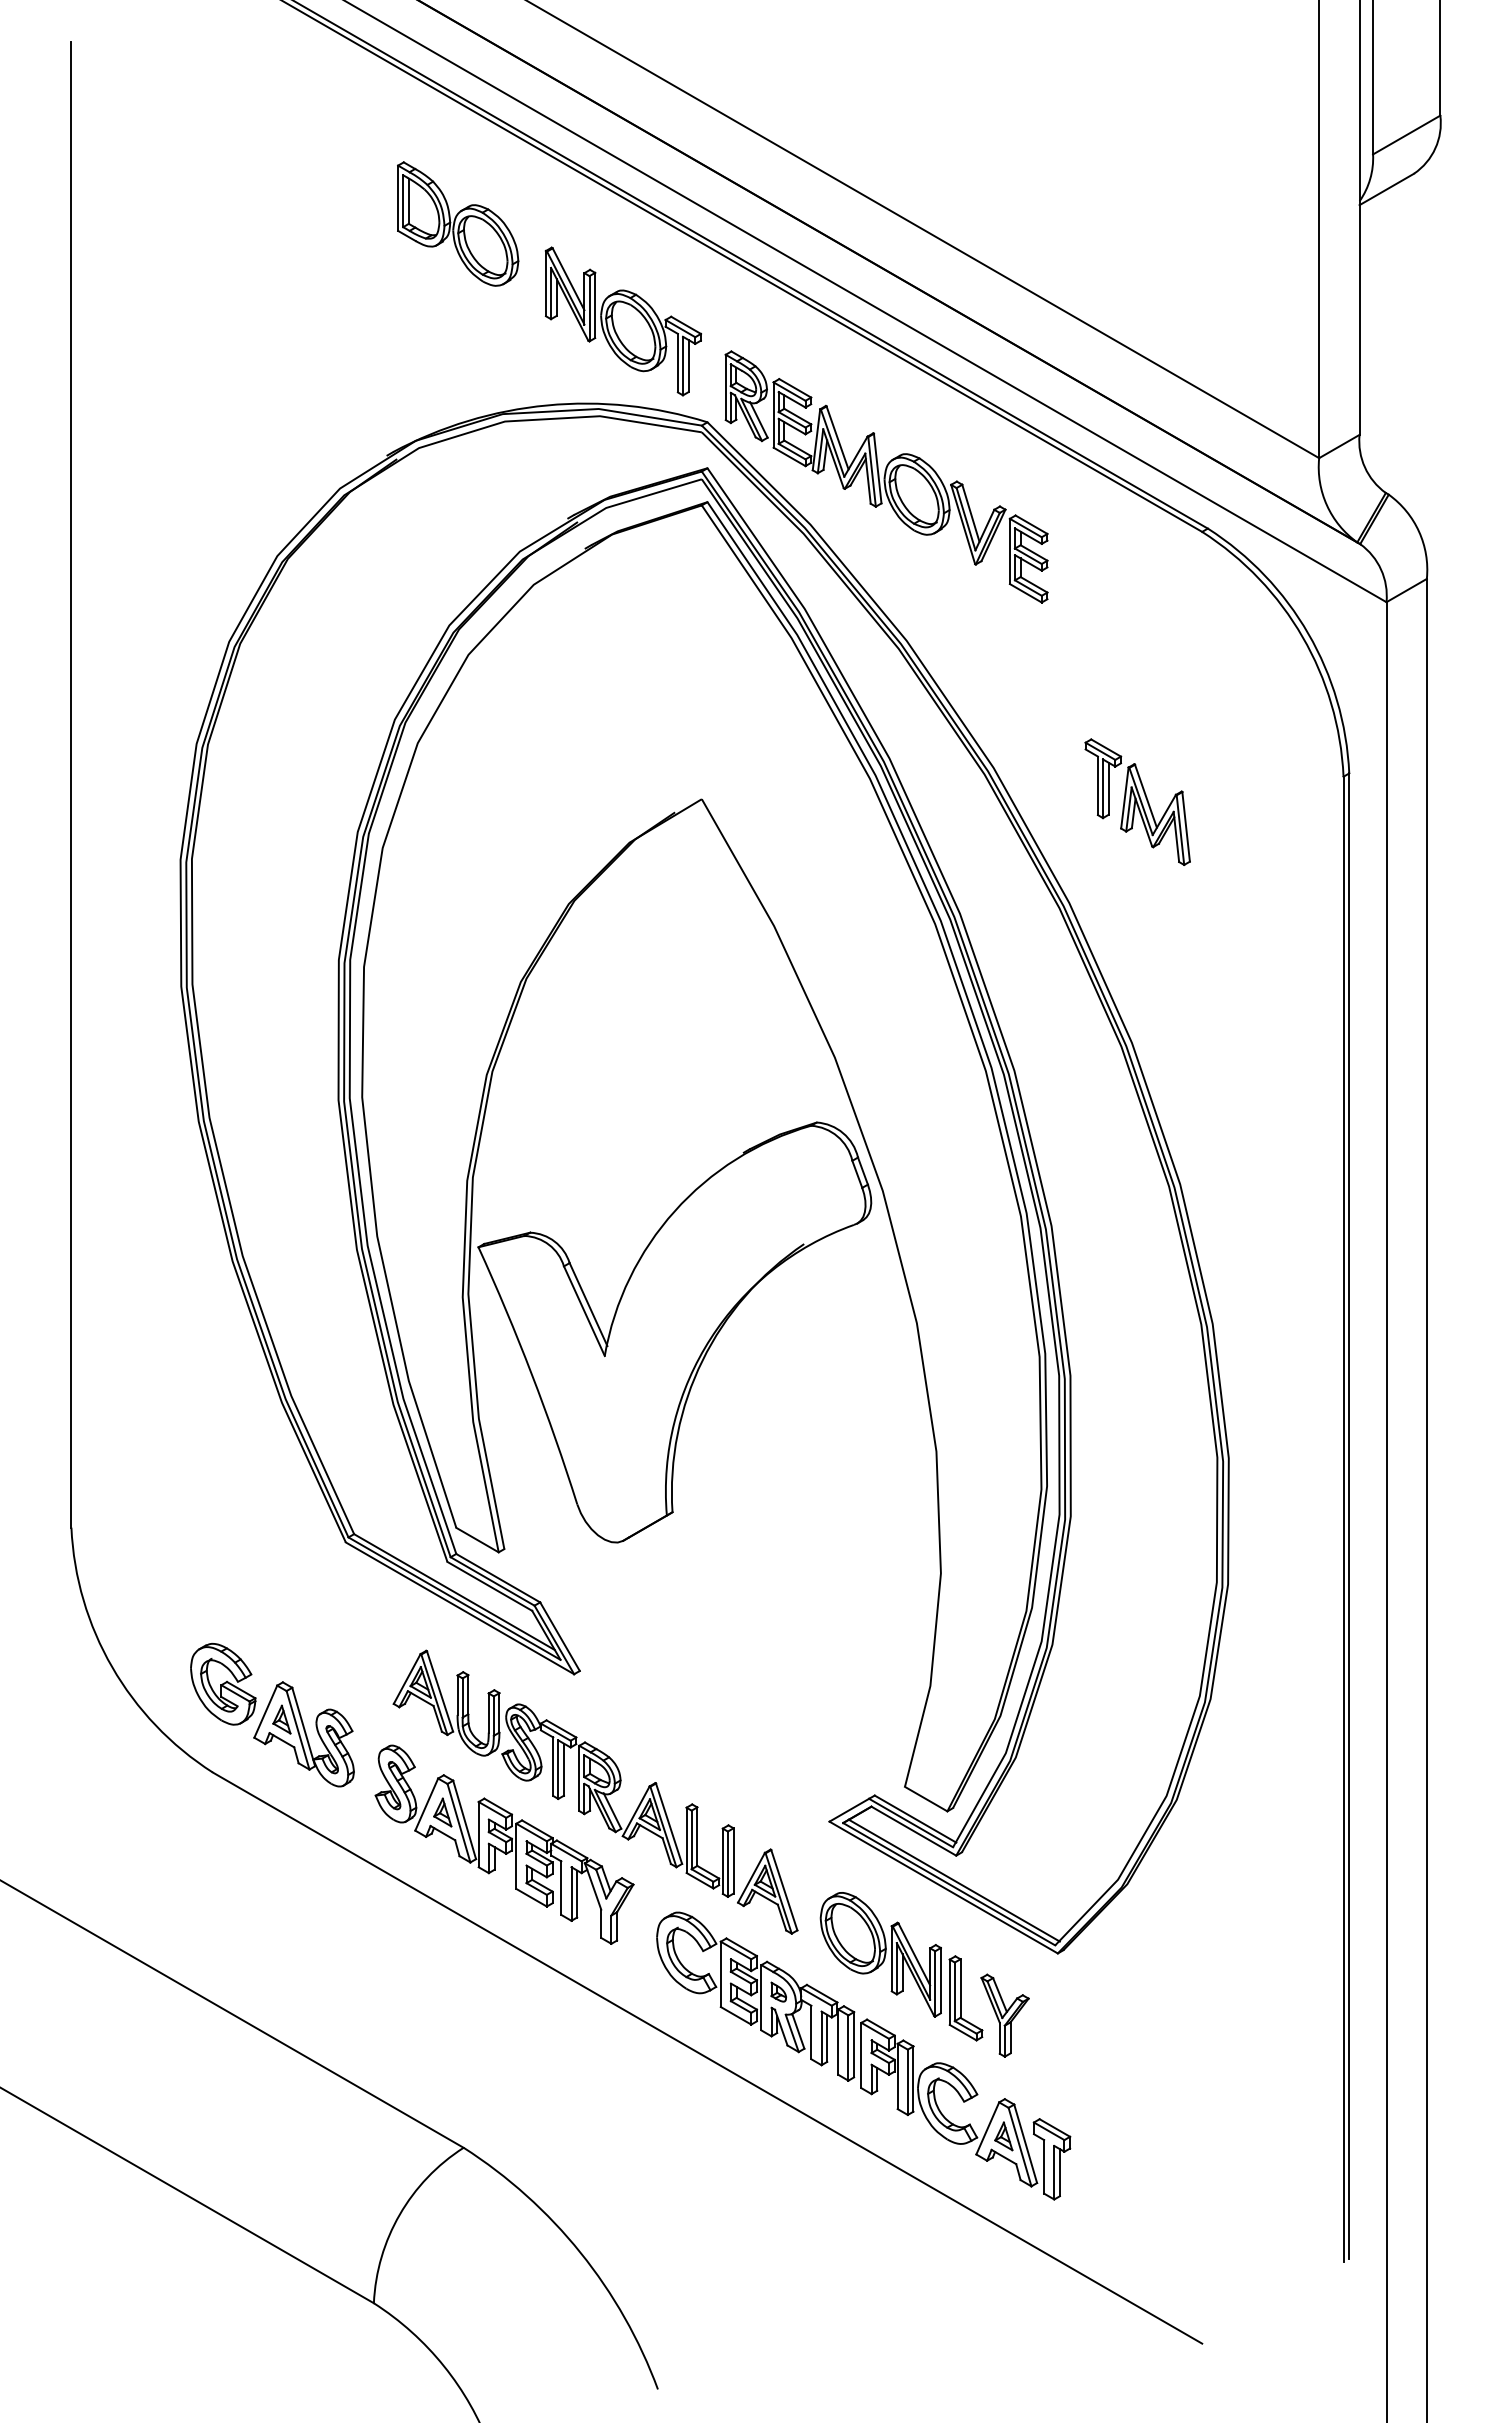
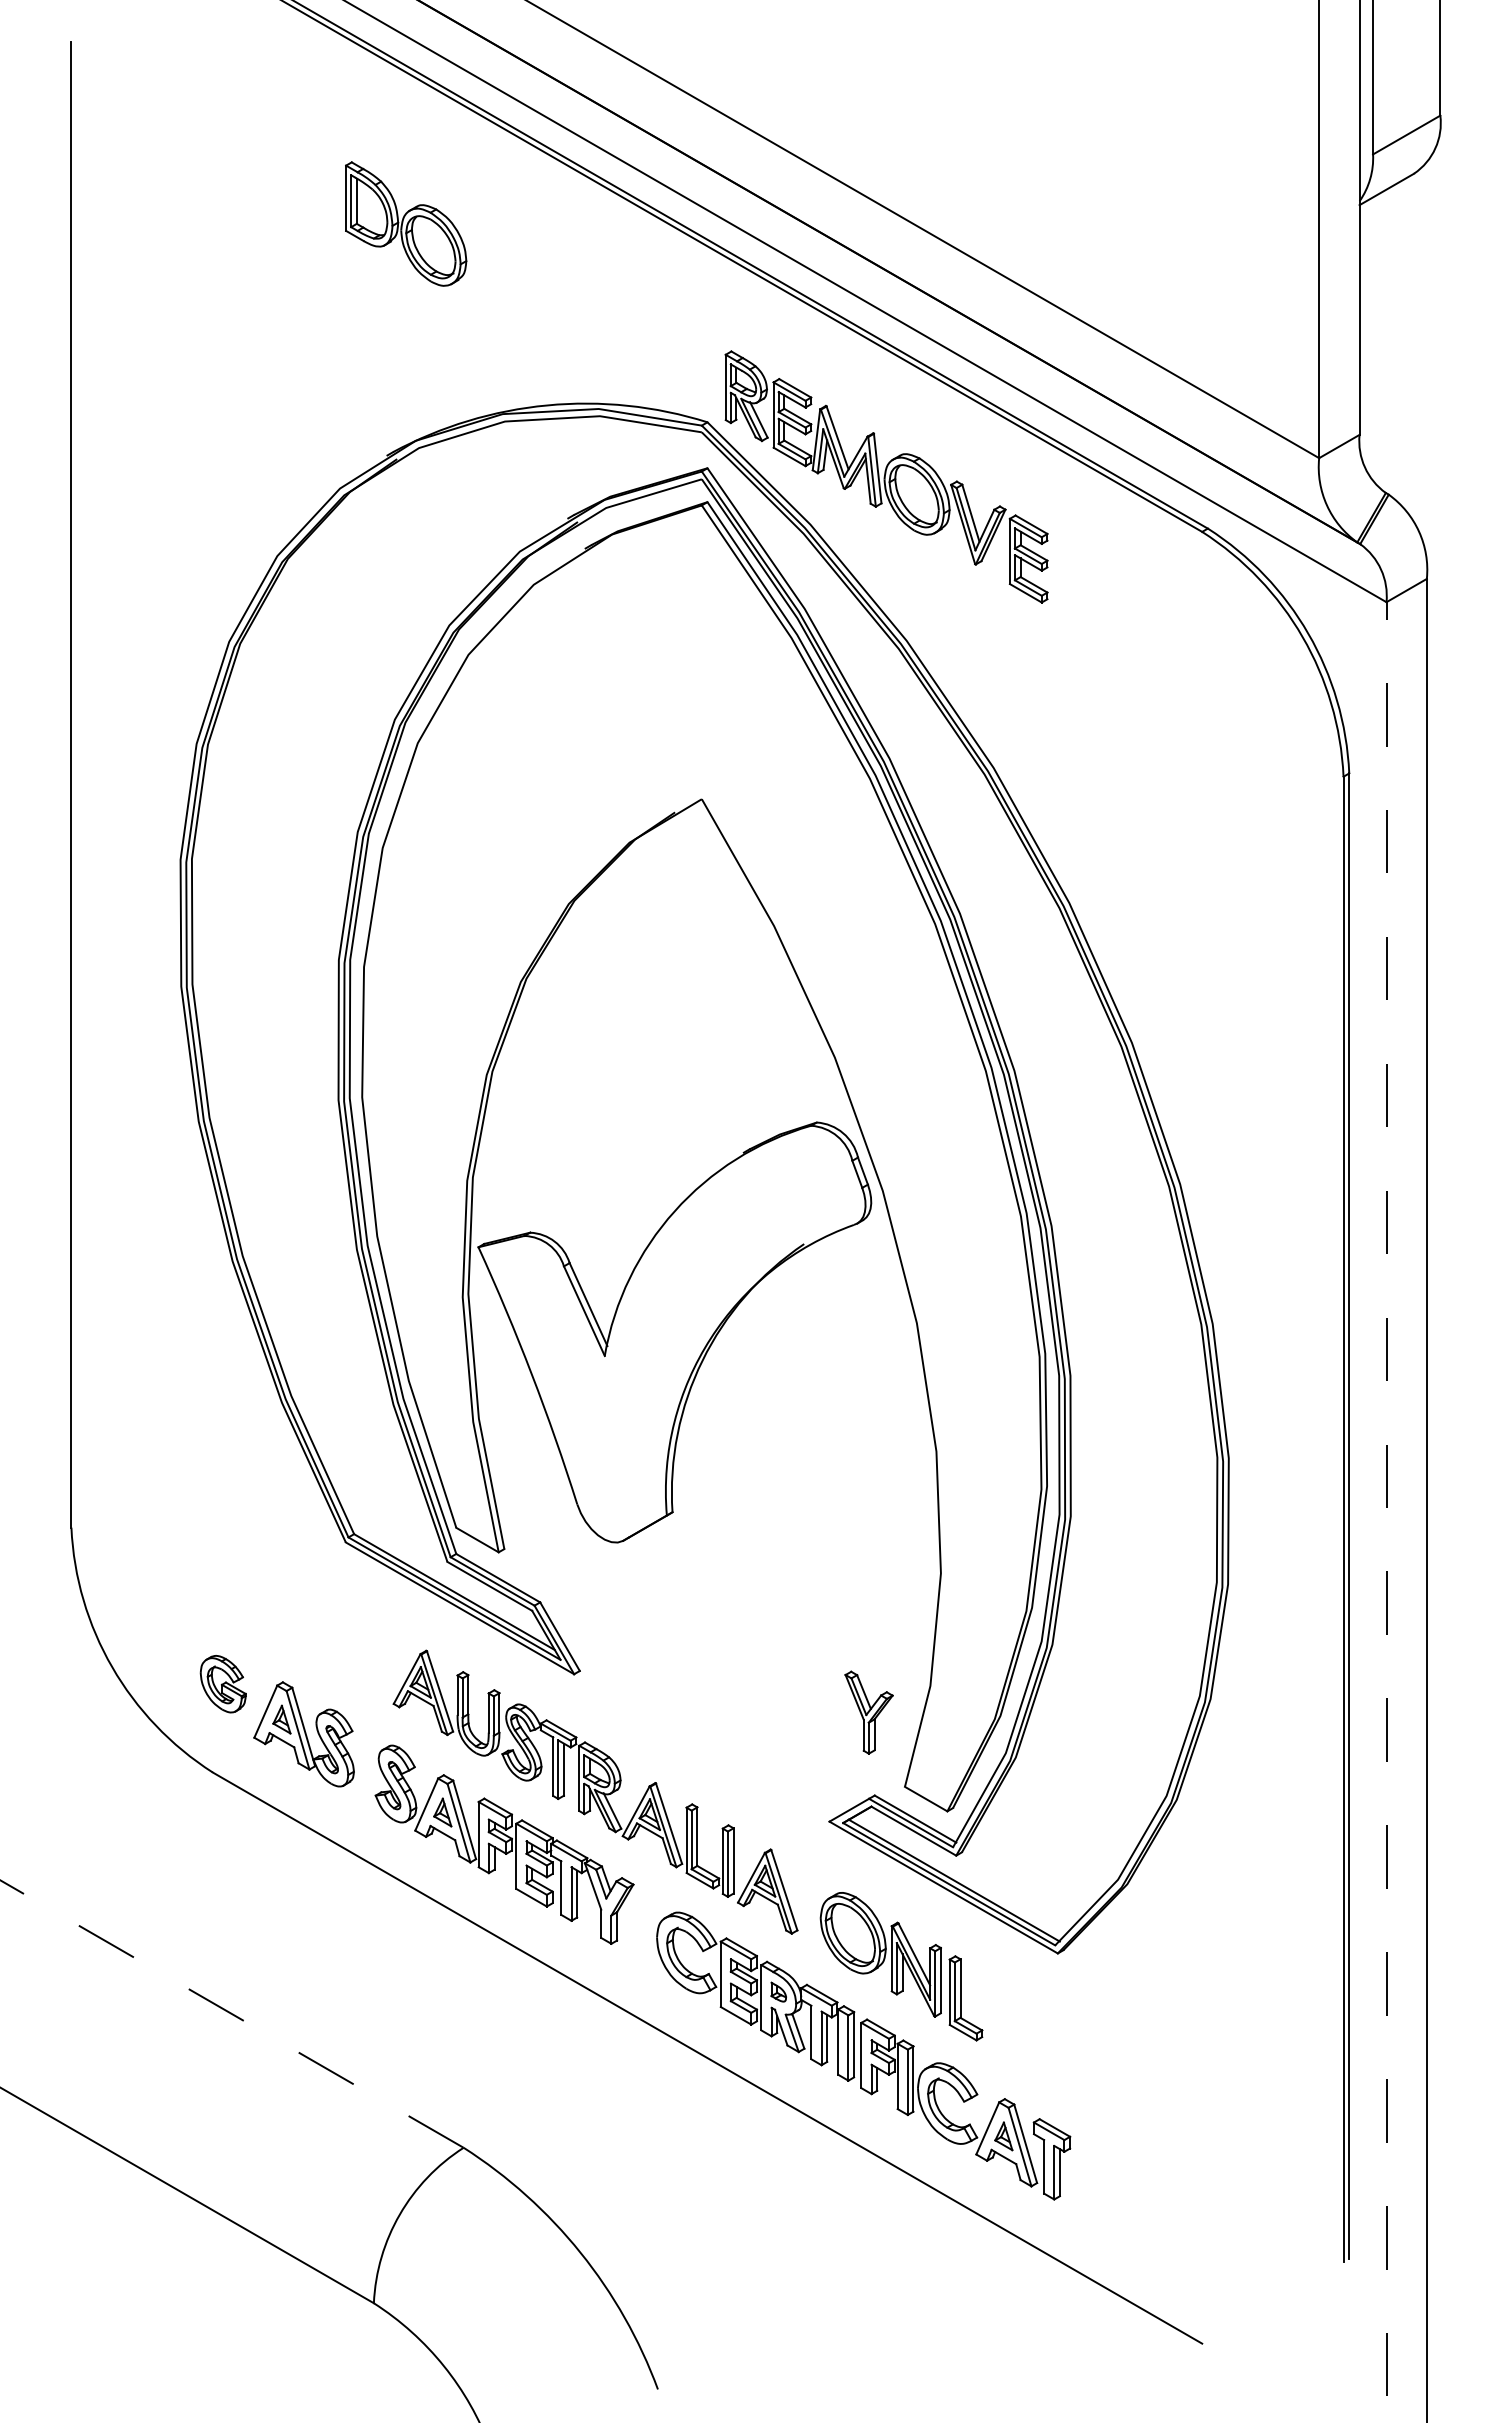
part position: (458, 223) -> (406, 223) (406, 223)
part: present -> none (622, 321)
part: present -> none (1137, 801)
line: solid -> dashed (1386, 1512)
part size: 67x84 px -> 48x59 px (222, 1684)
line: solid -> dashed (231, 2013)
part position: (1004, 2015) -> (868, 1712) (868, 1712)
